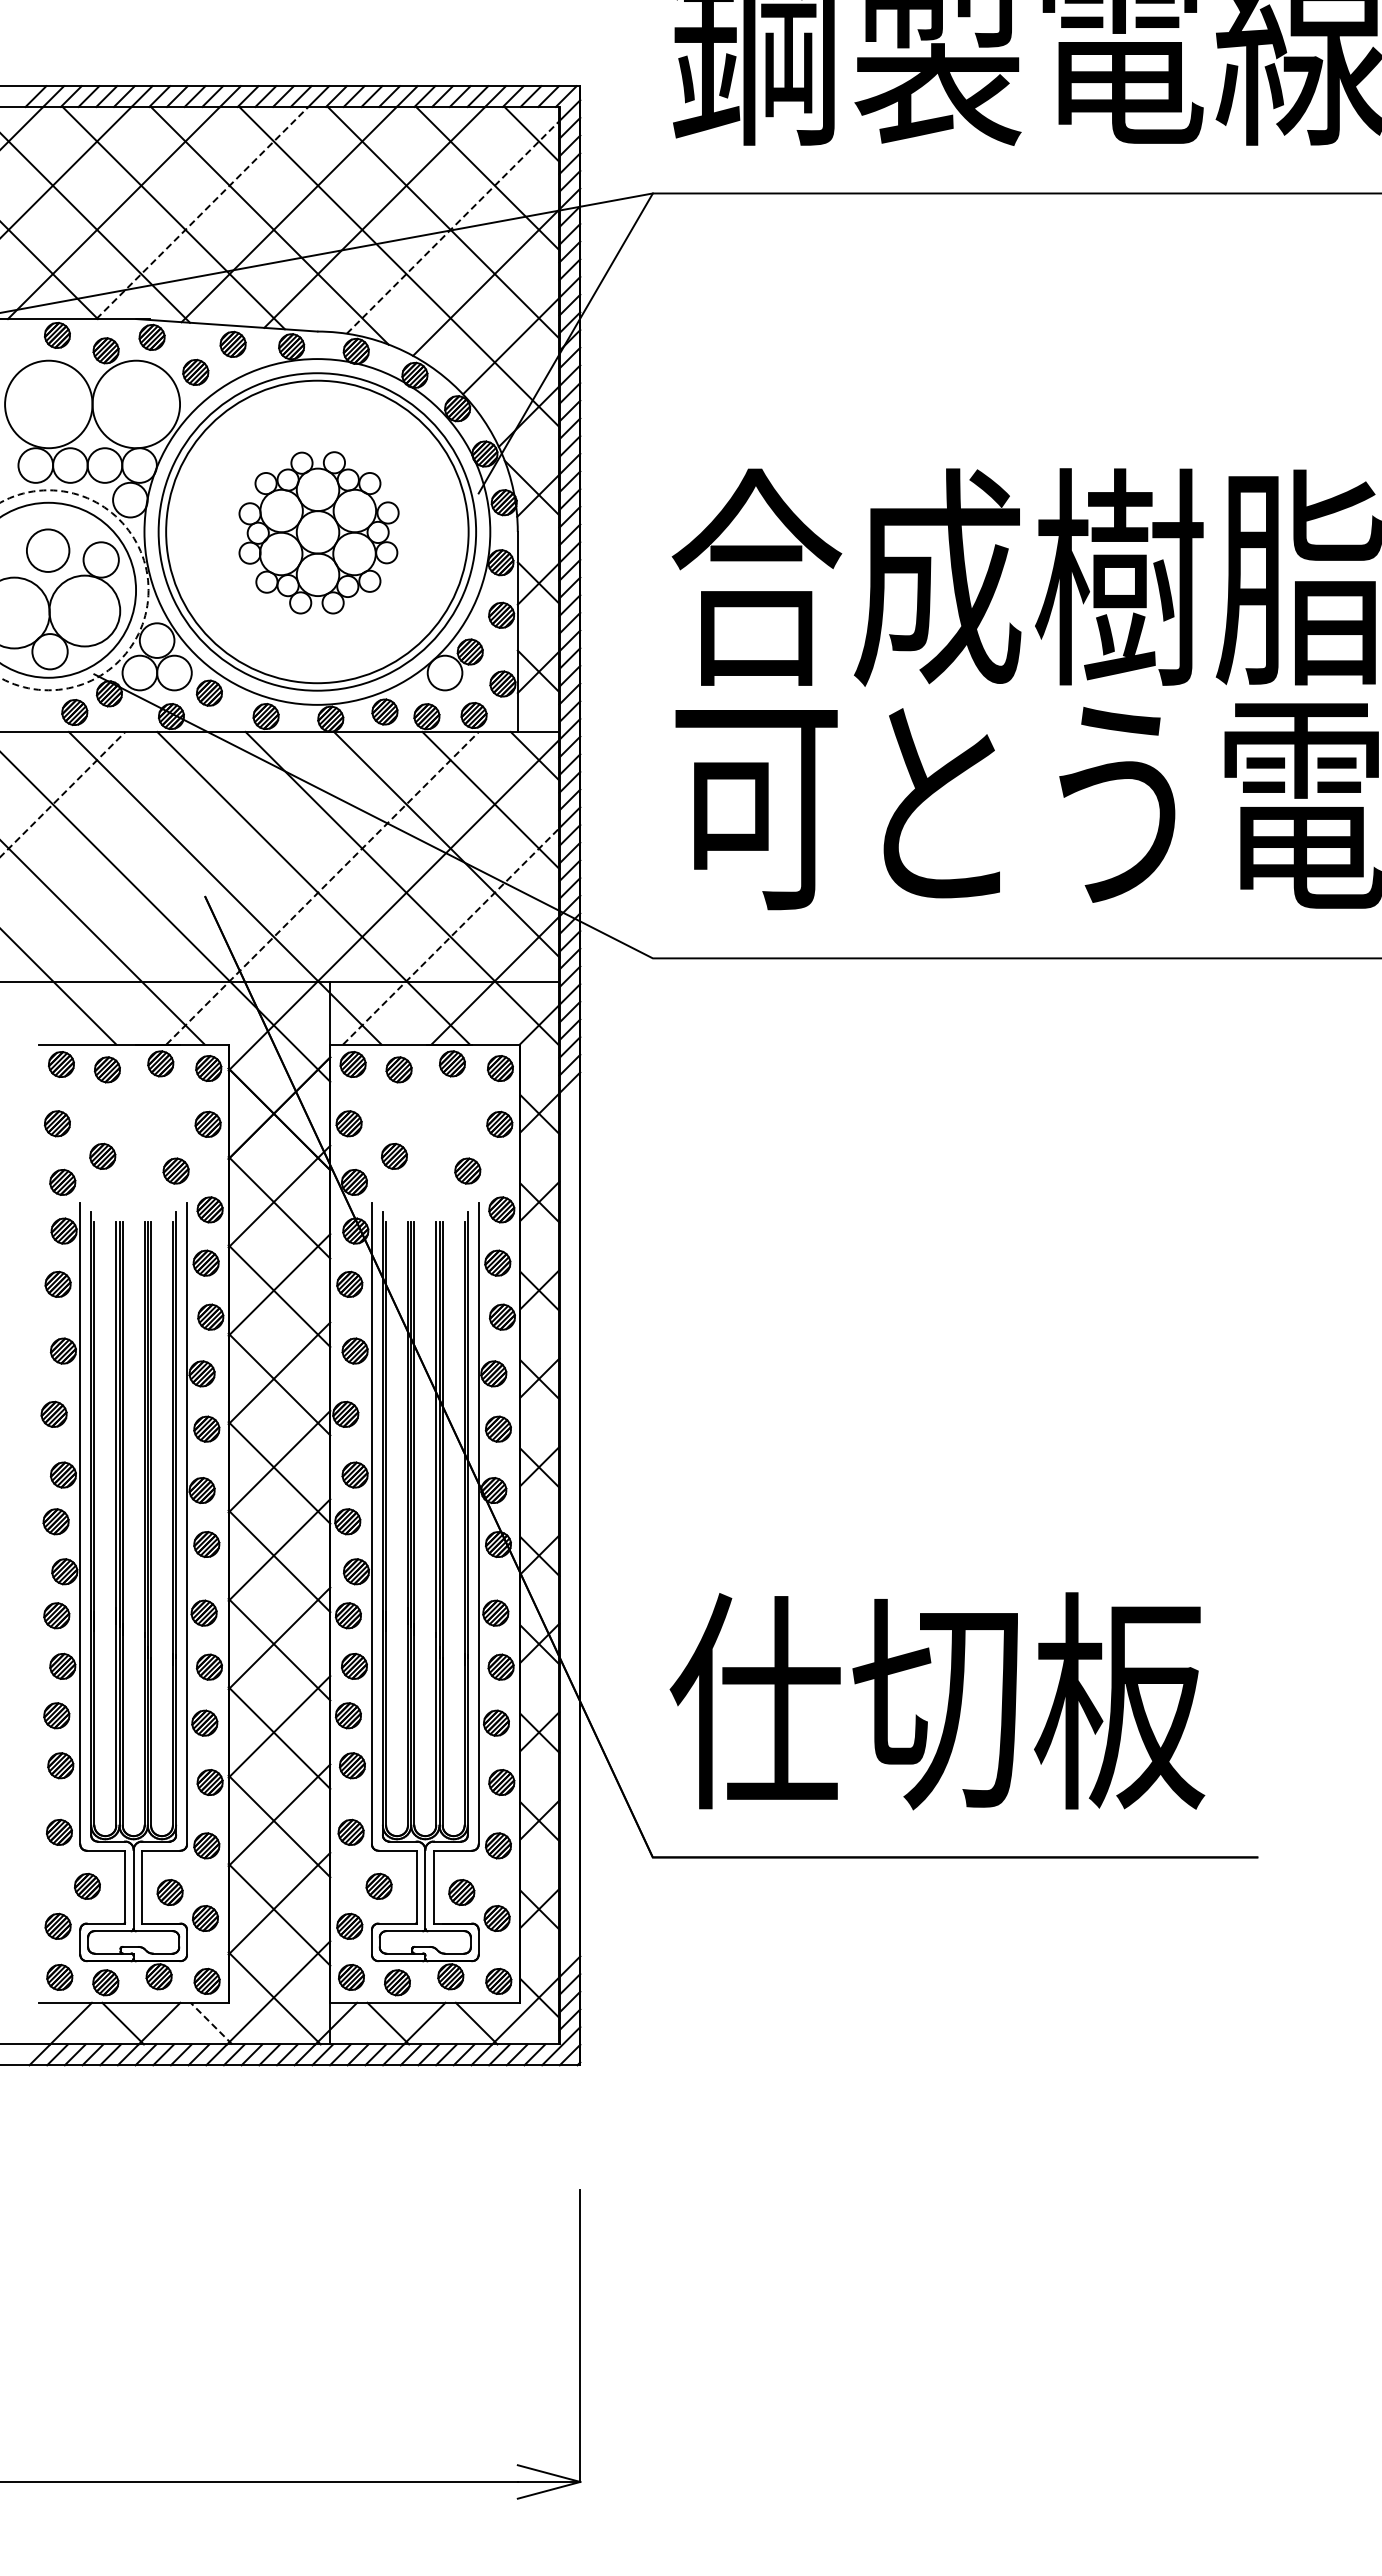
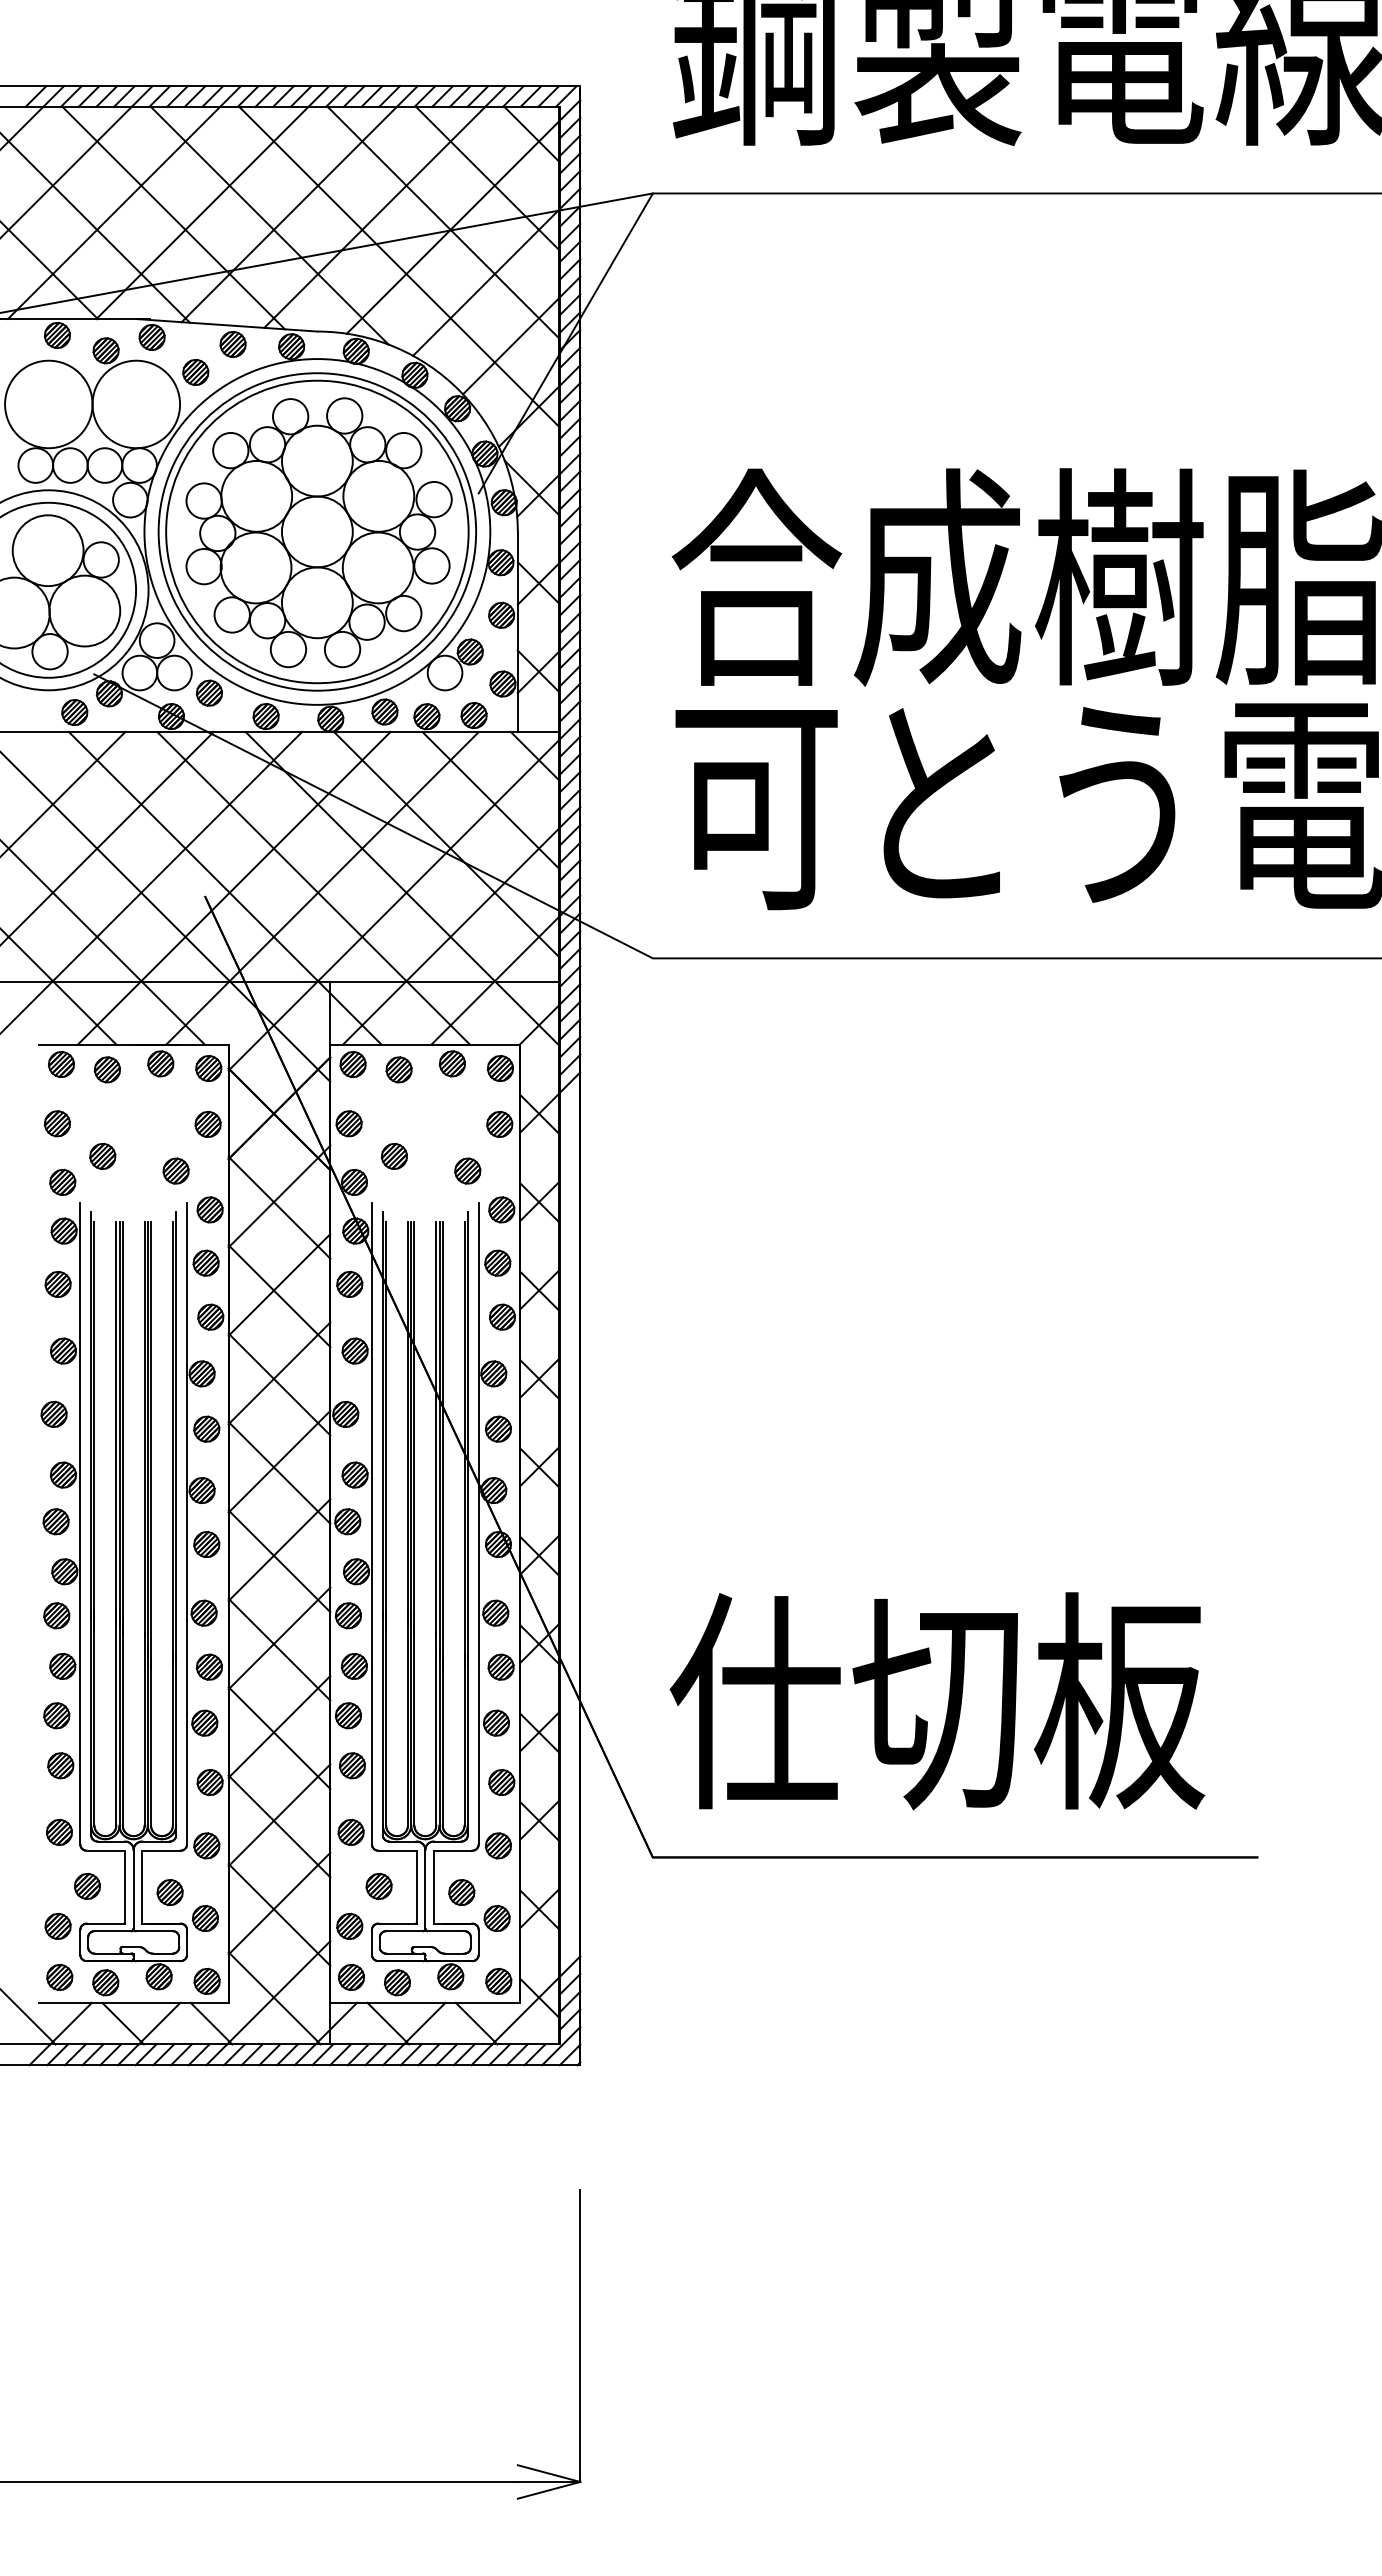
line: dashed -> solid (202, 213)
line: dashed -> solid (453, 227)
part size: 162x164 px -> 268x272 px (318, 532)
circle diameter: 42 px -> 71 px (47, 550)
circle: dashed -> solid (74, 590)
line: dashed -> solid (63, 794)
line: none -> present (107, 837)
line: none -> present (152, 881)
line: none -> present (233, 887)
line: dashed -> solid (322, 888)
line: dashed -> solid (451, 936)
line: none -> present (28, 2017)
line: dashed -> solid (211, 2023)
